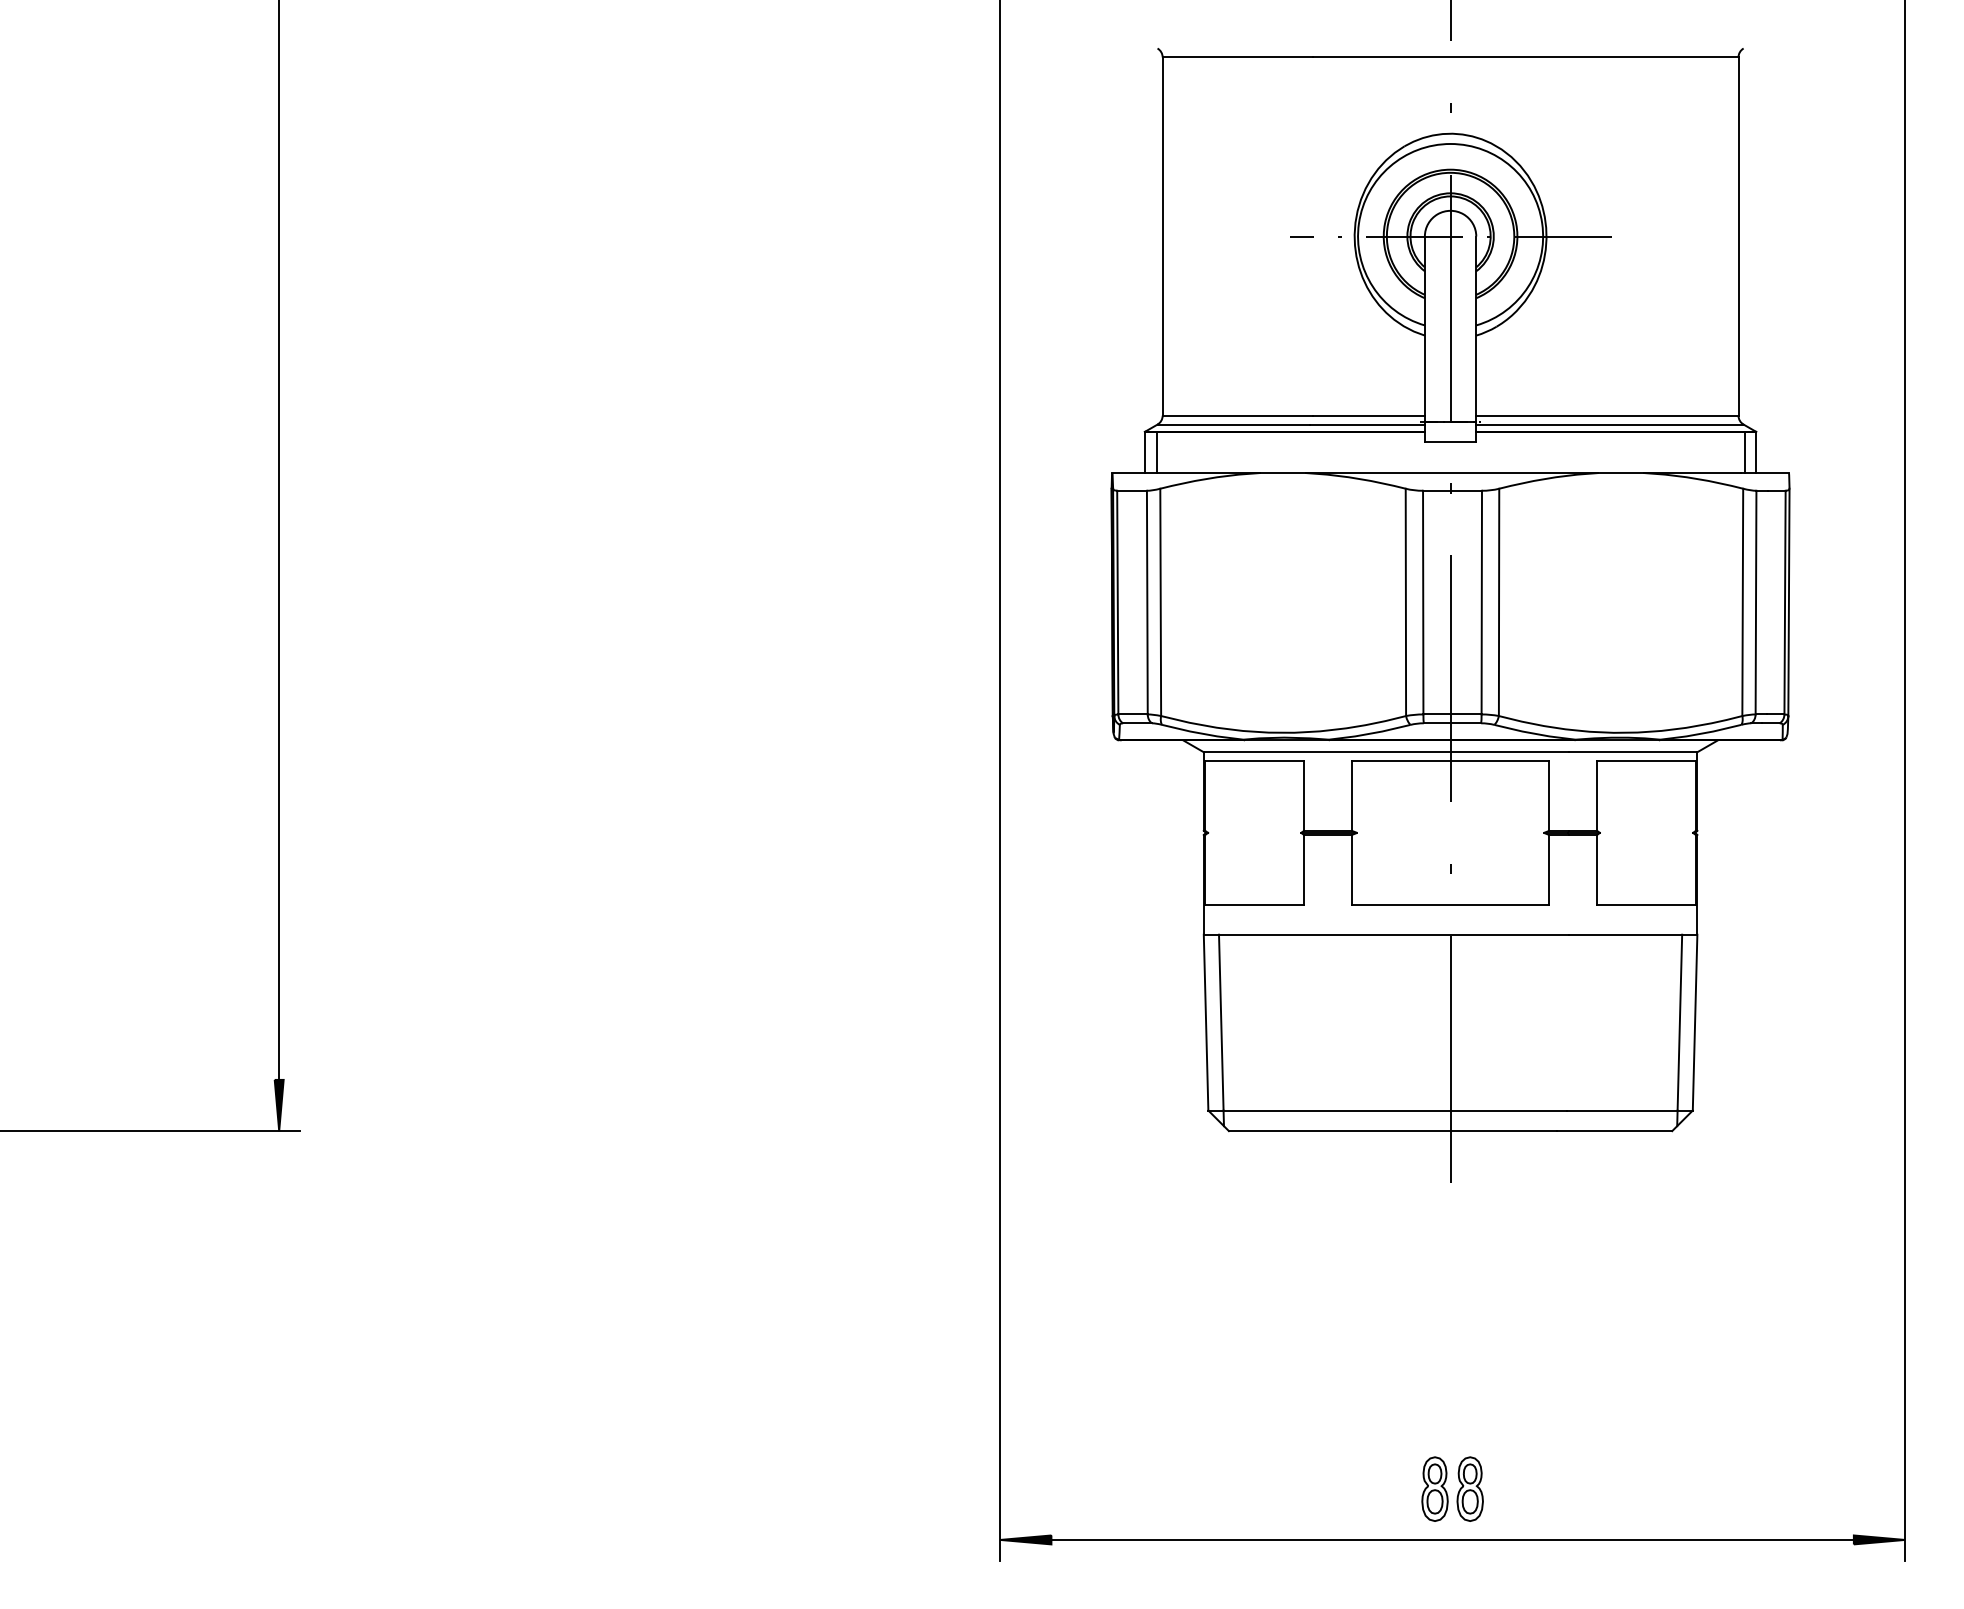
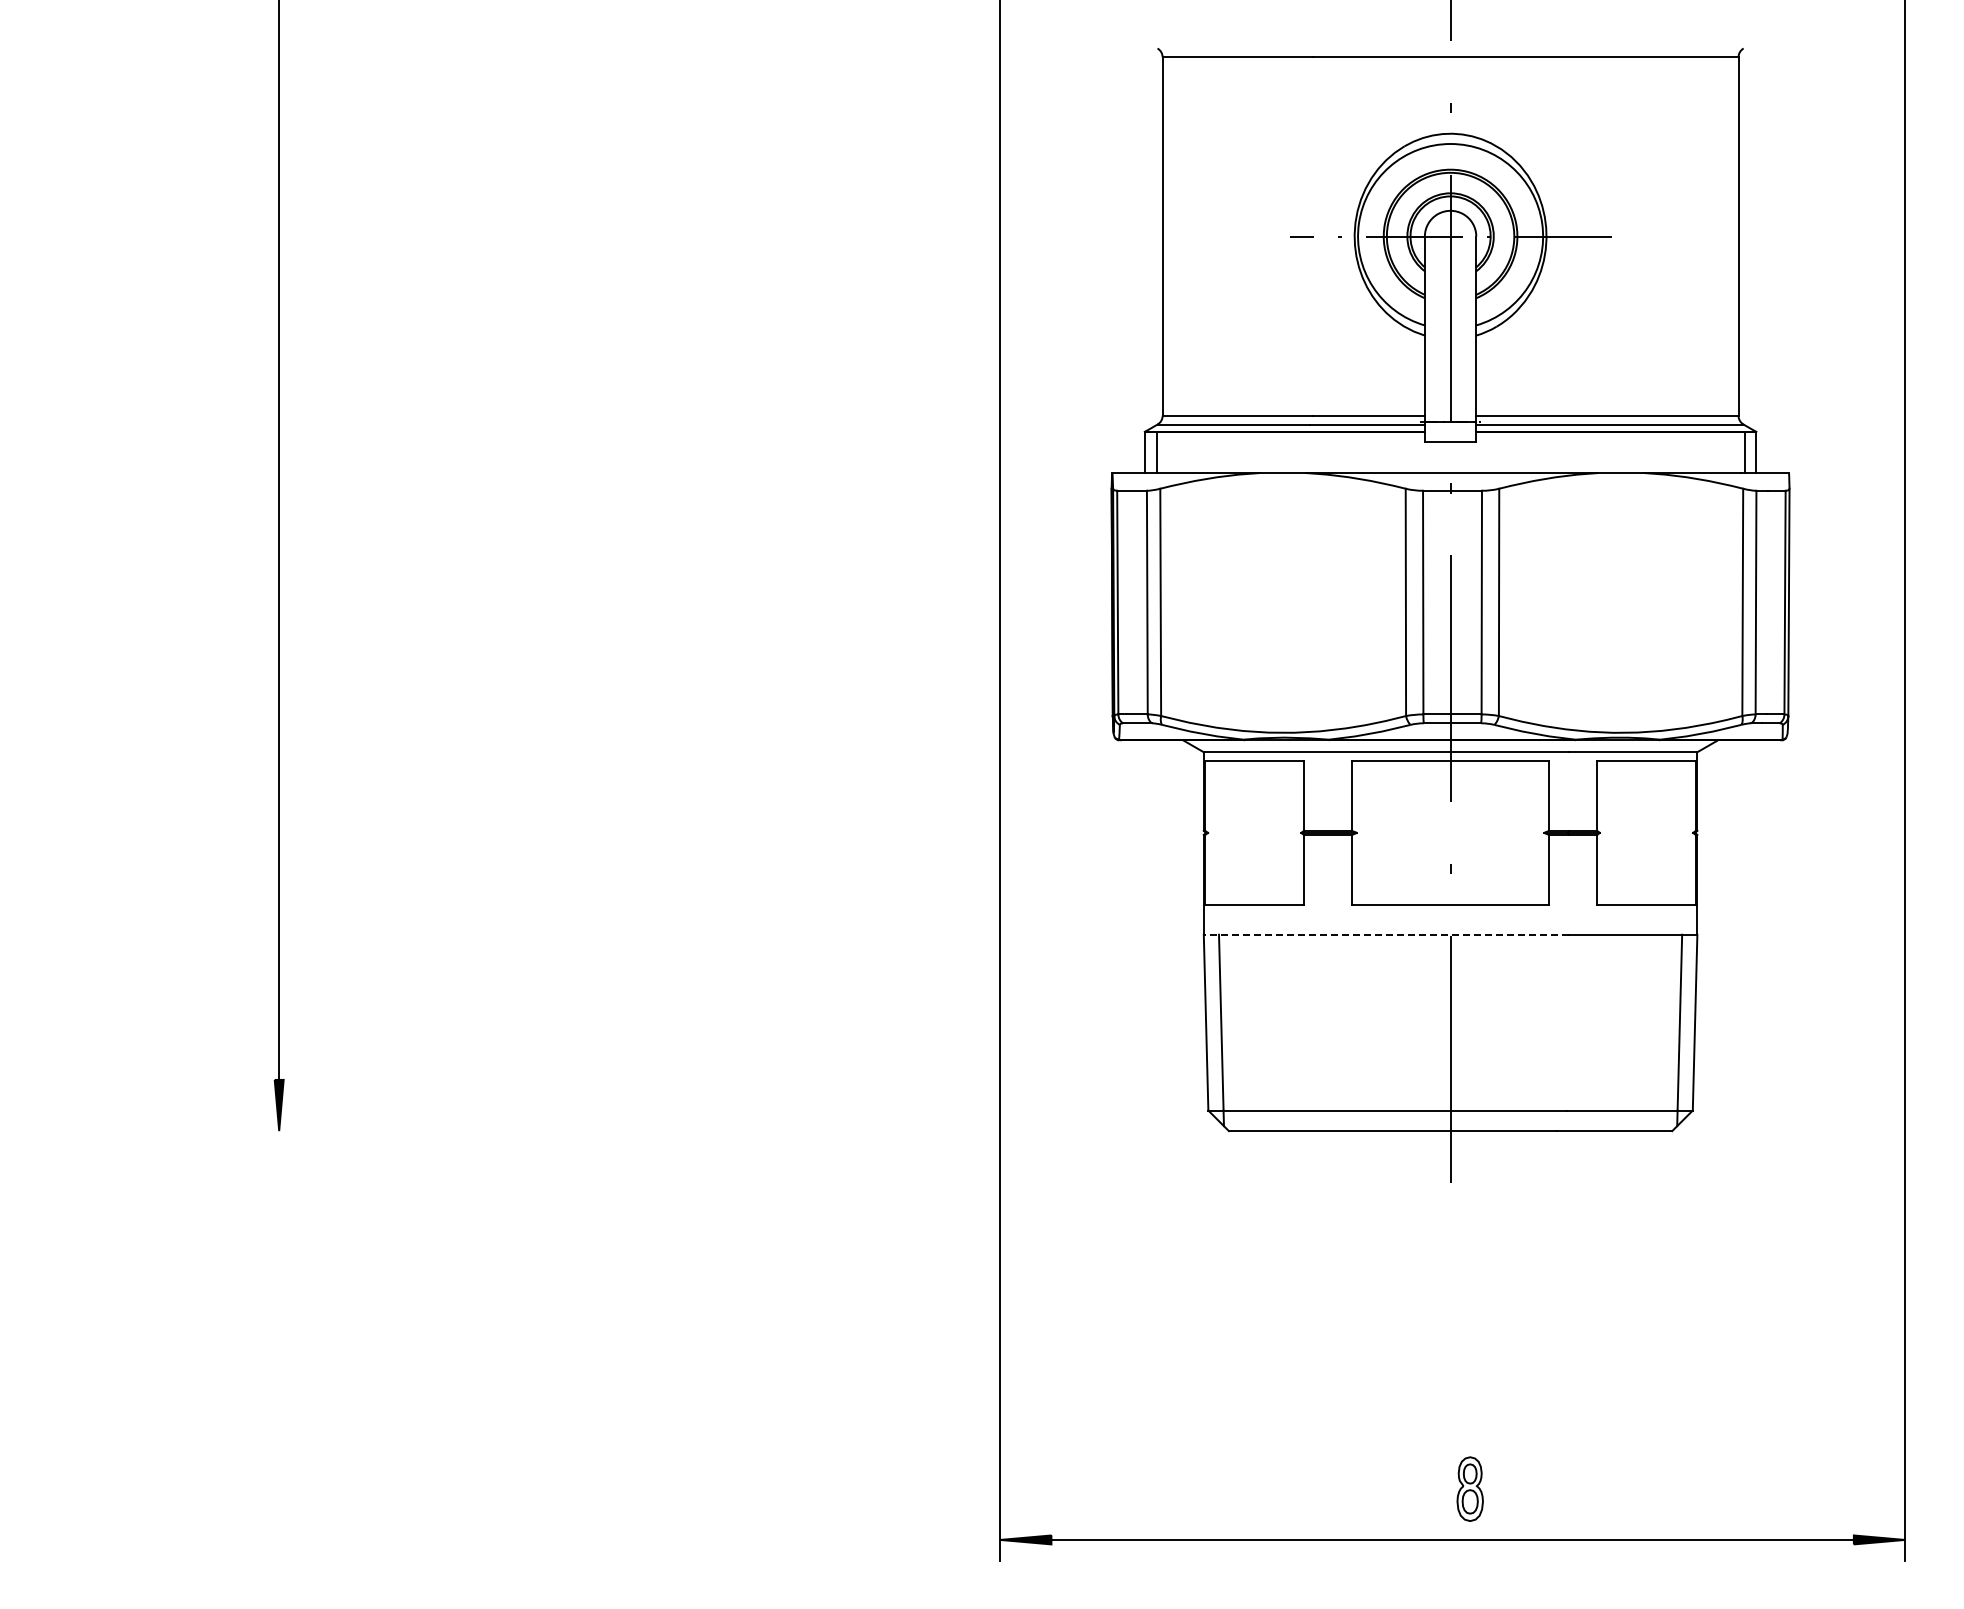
line: solid -> dashed (1386, 934)
line: present -> none (150, 1131)
part: present -> none (1434, 1488)
